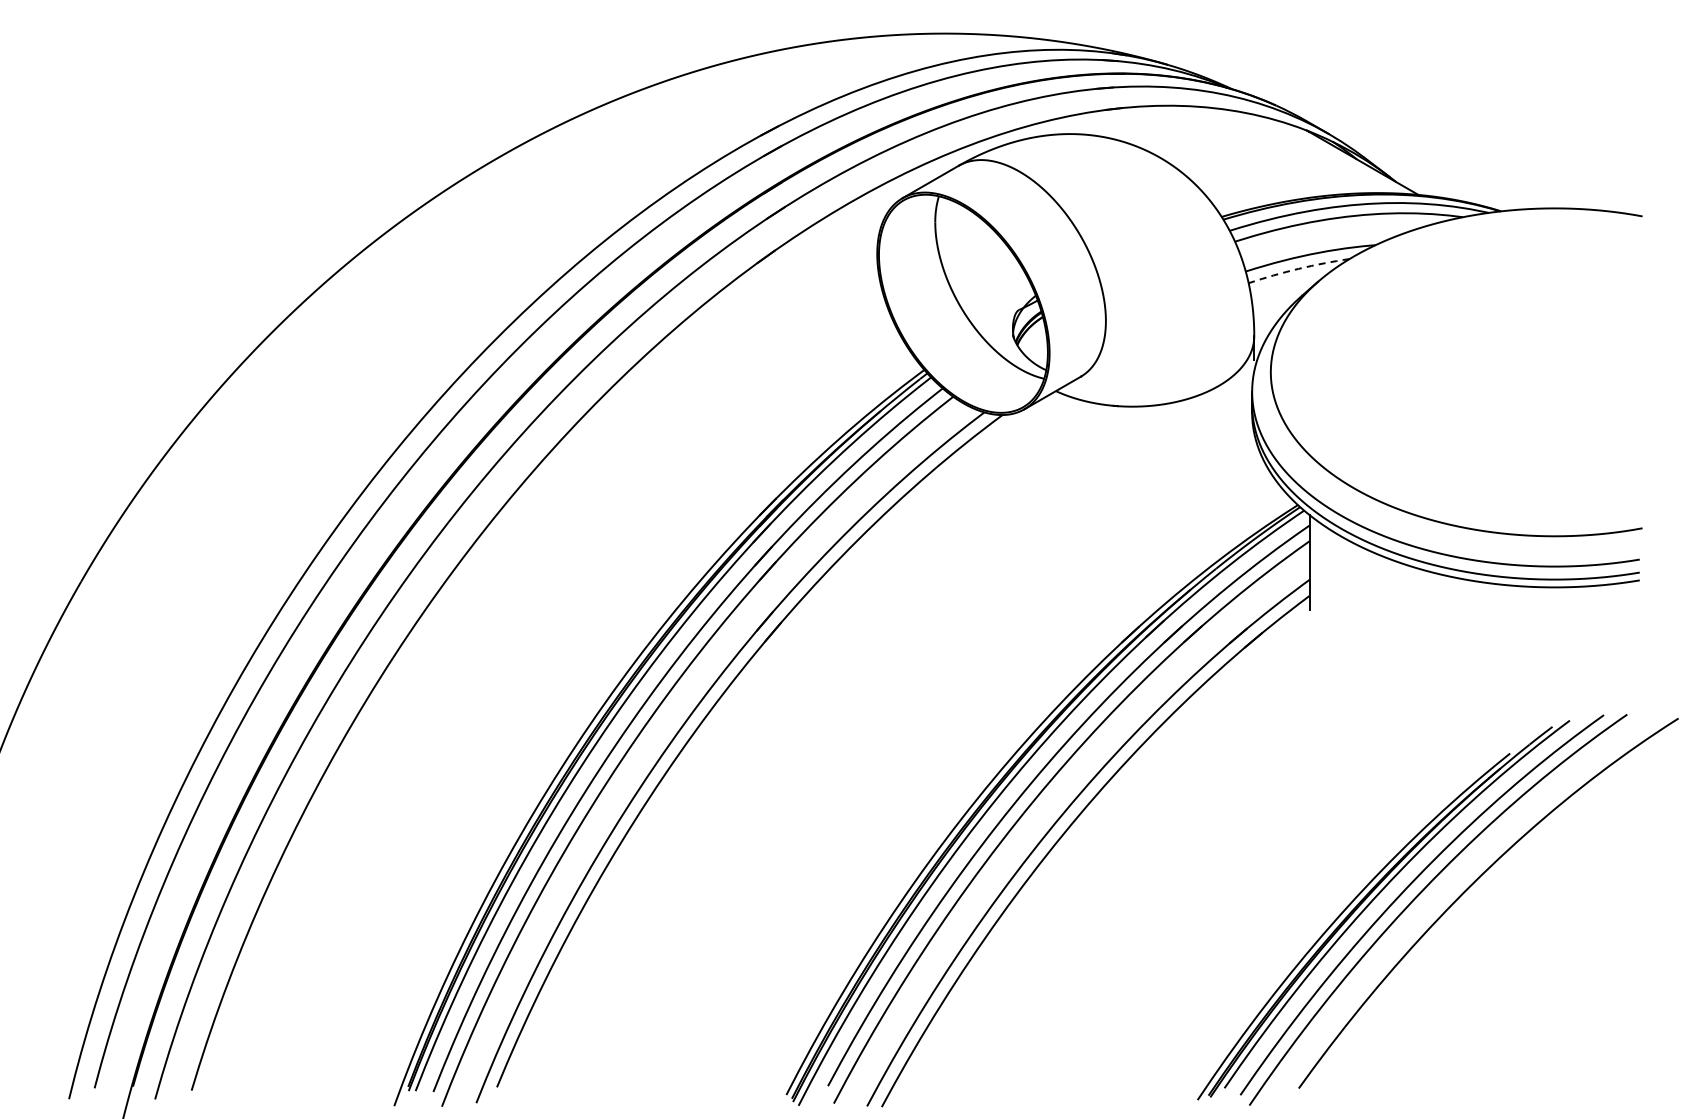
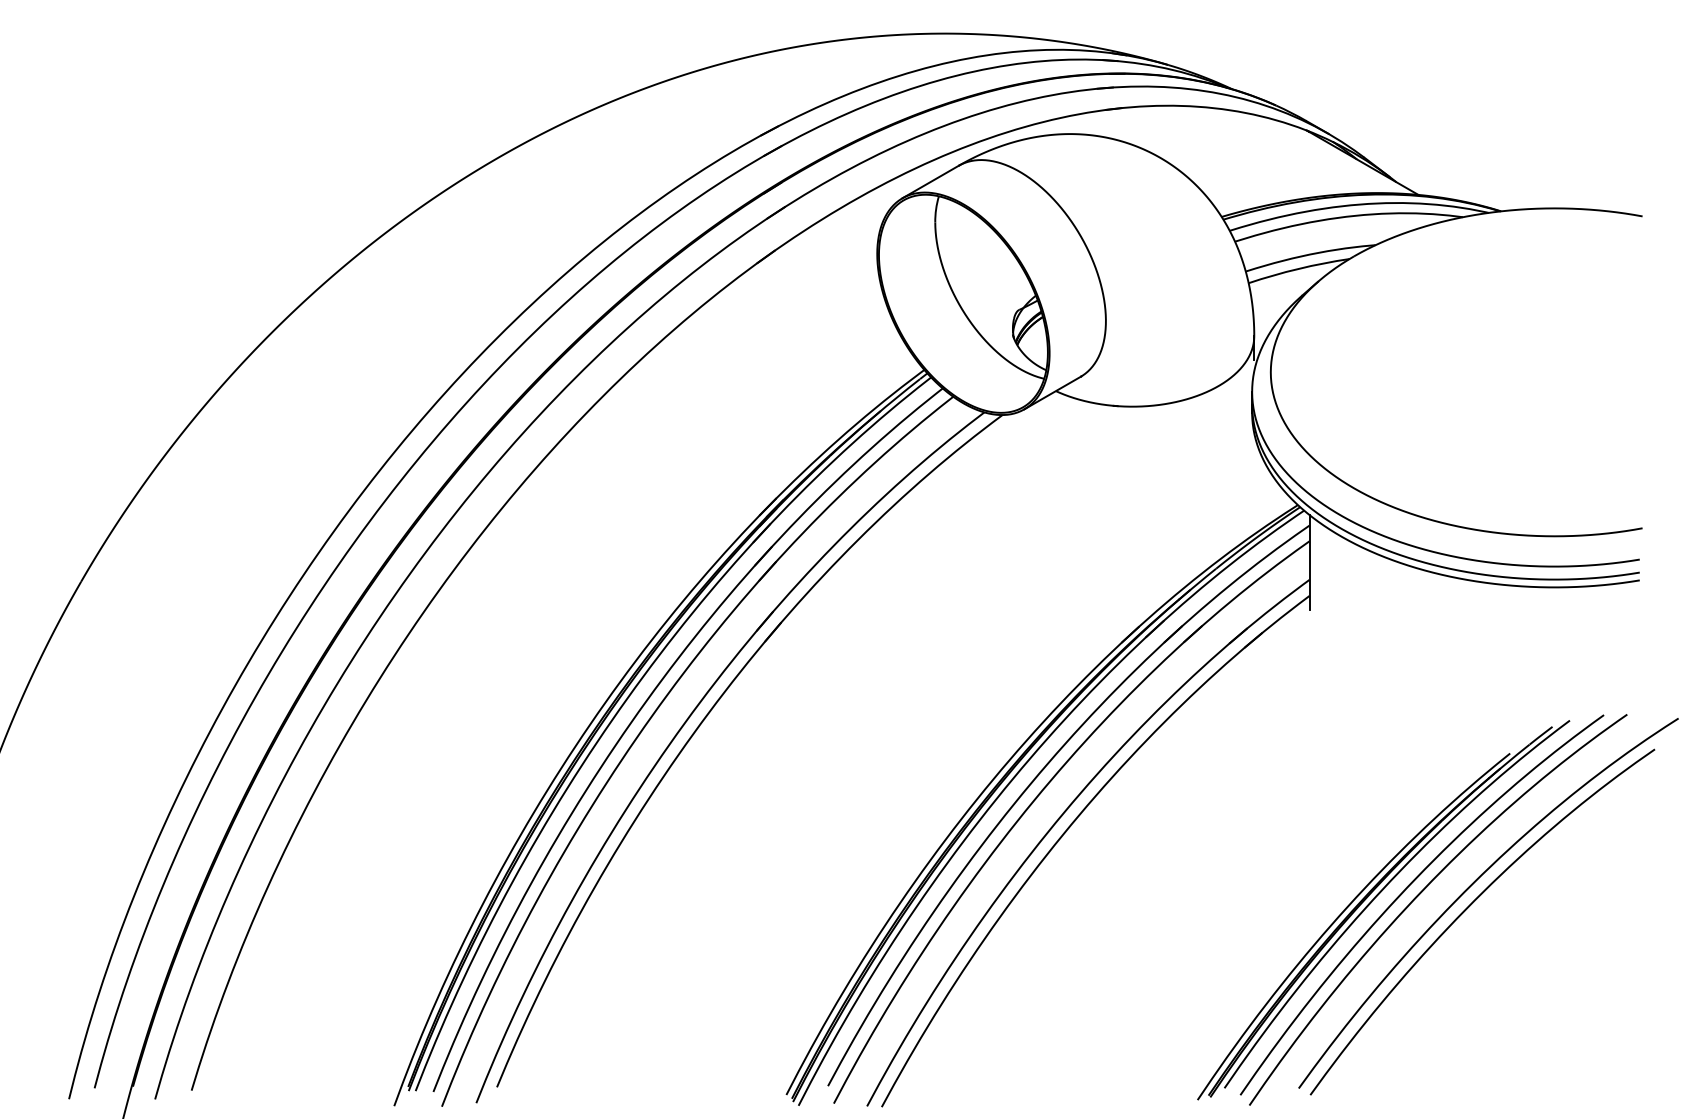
arc: dashed -> solid (1298, 268)
curve: none -> present (1469, 907)
